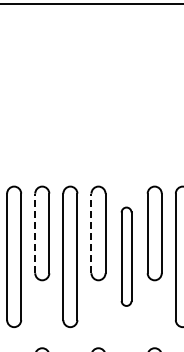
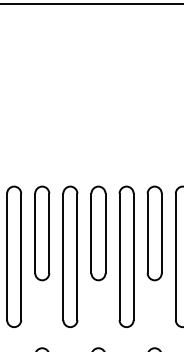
line: dashed -> solid (35, 233)
line: dashed -> solid (91, 233)
part size: 13x101 px -> 17x143 px (126, 256)
